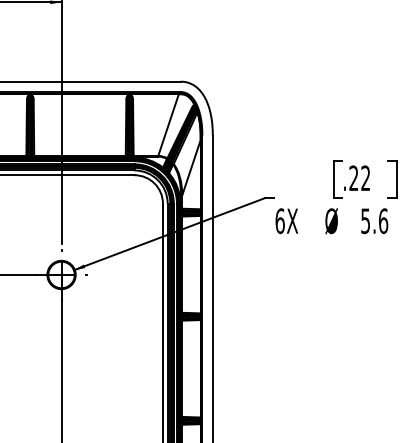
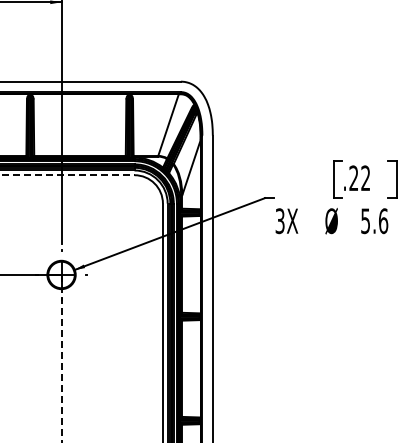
line: solid -> dashed (67, 175)
text: 6X -> 3X (279, 221)
line: solid -> dashed (61, 358)
